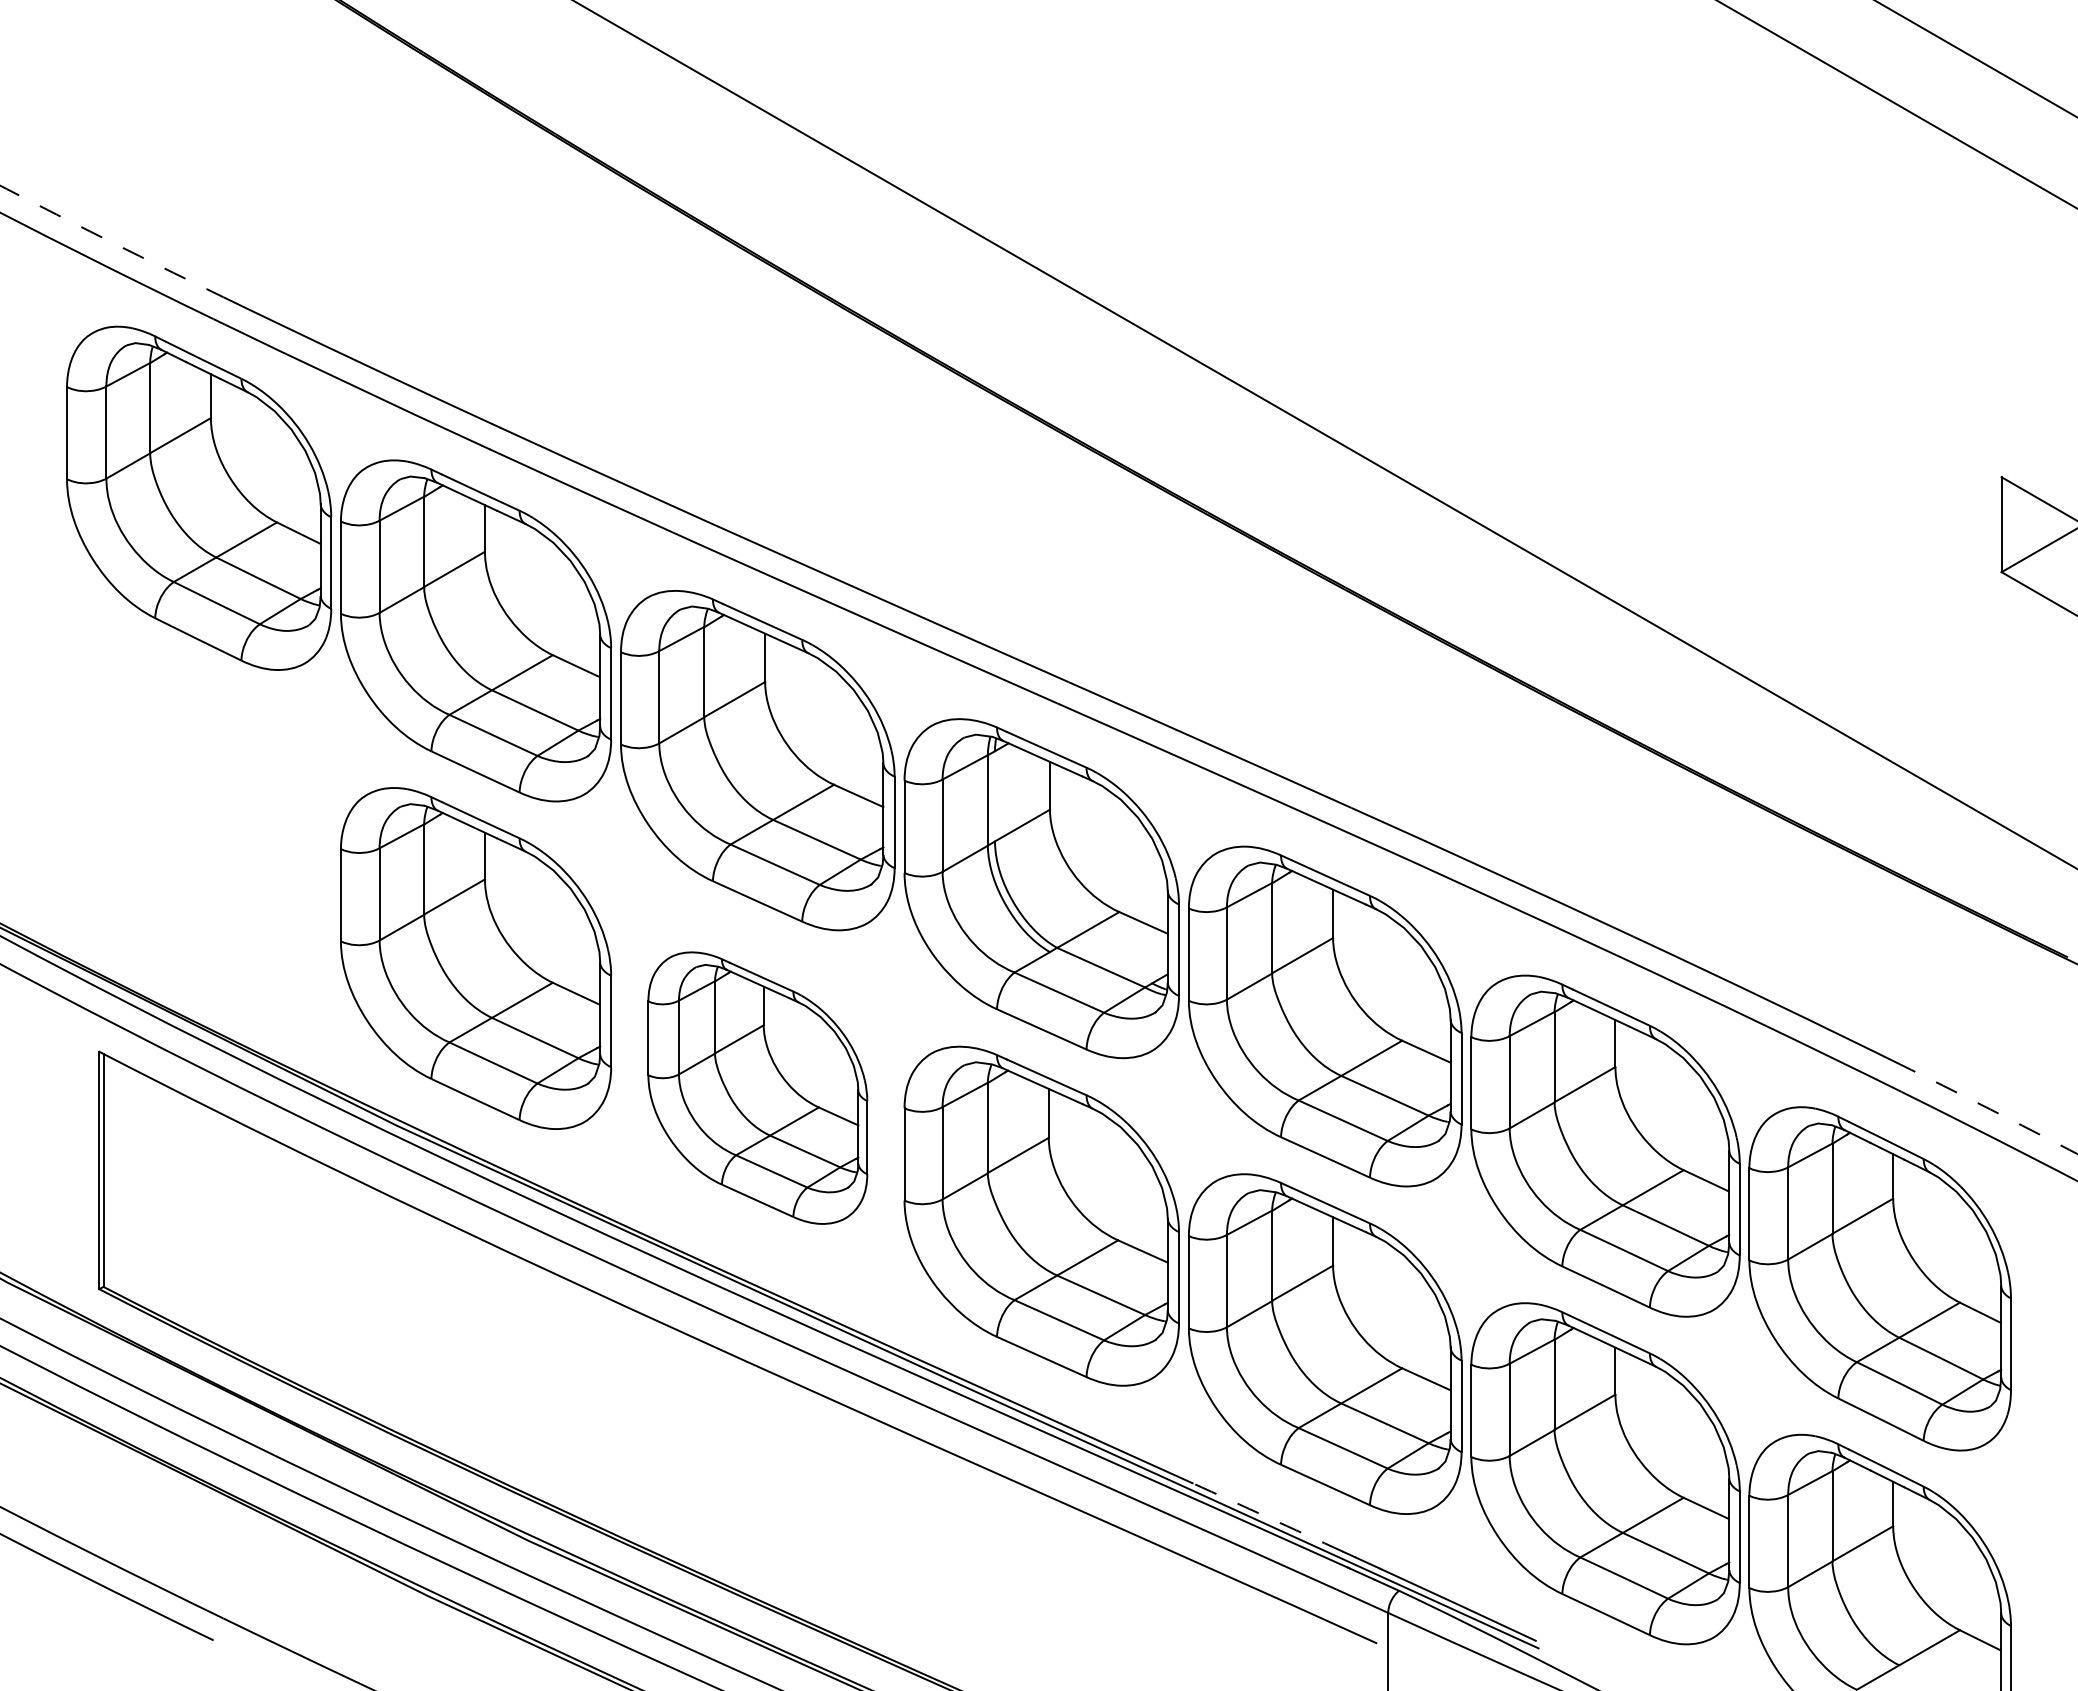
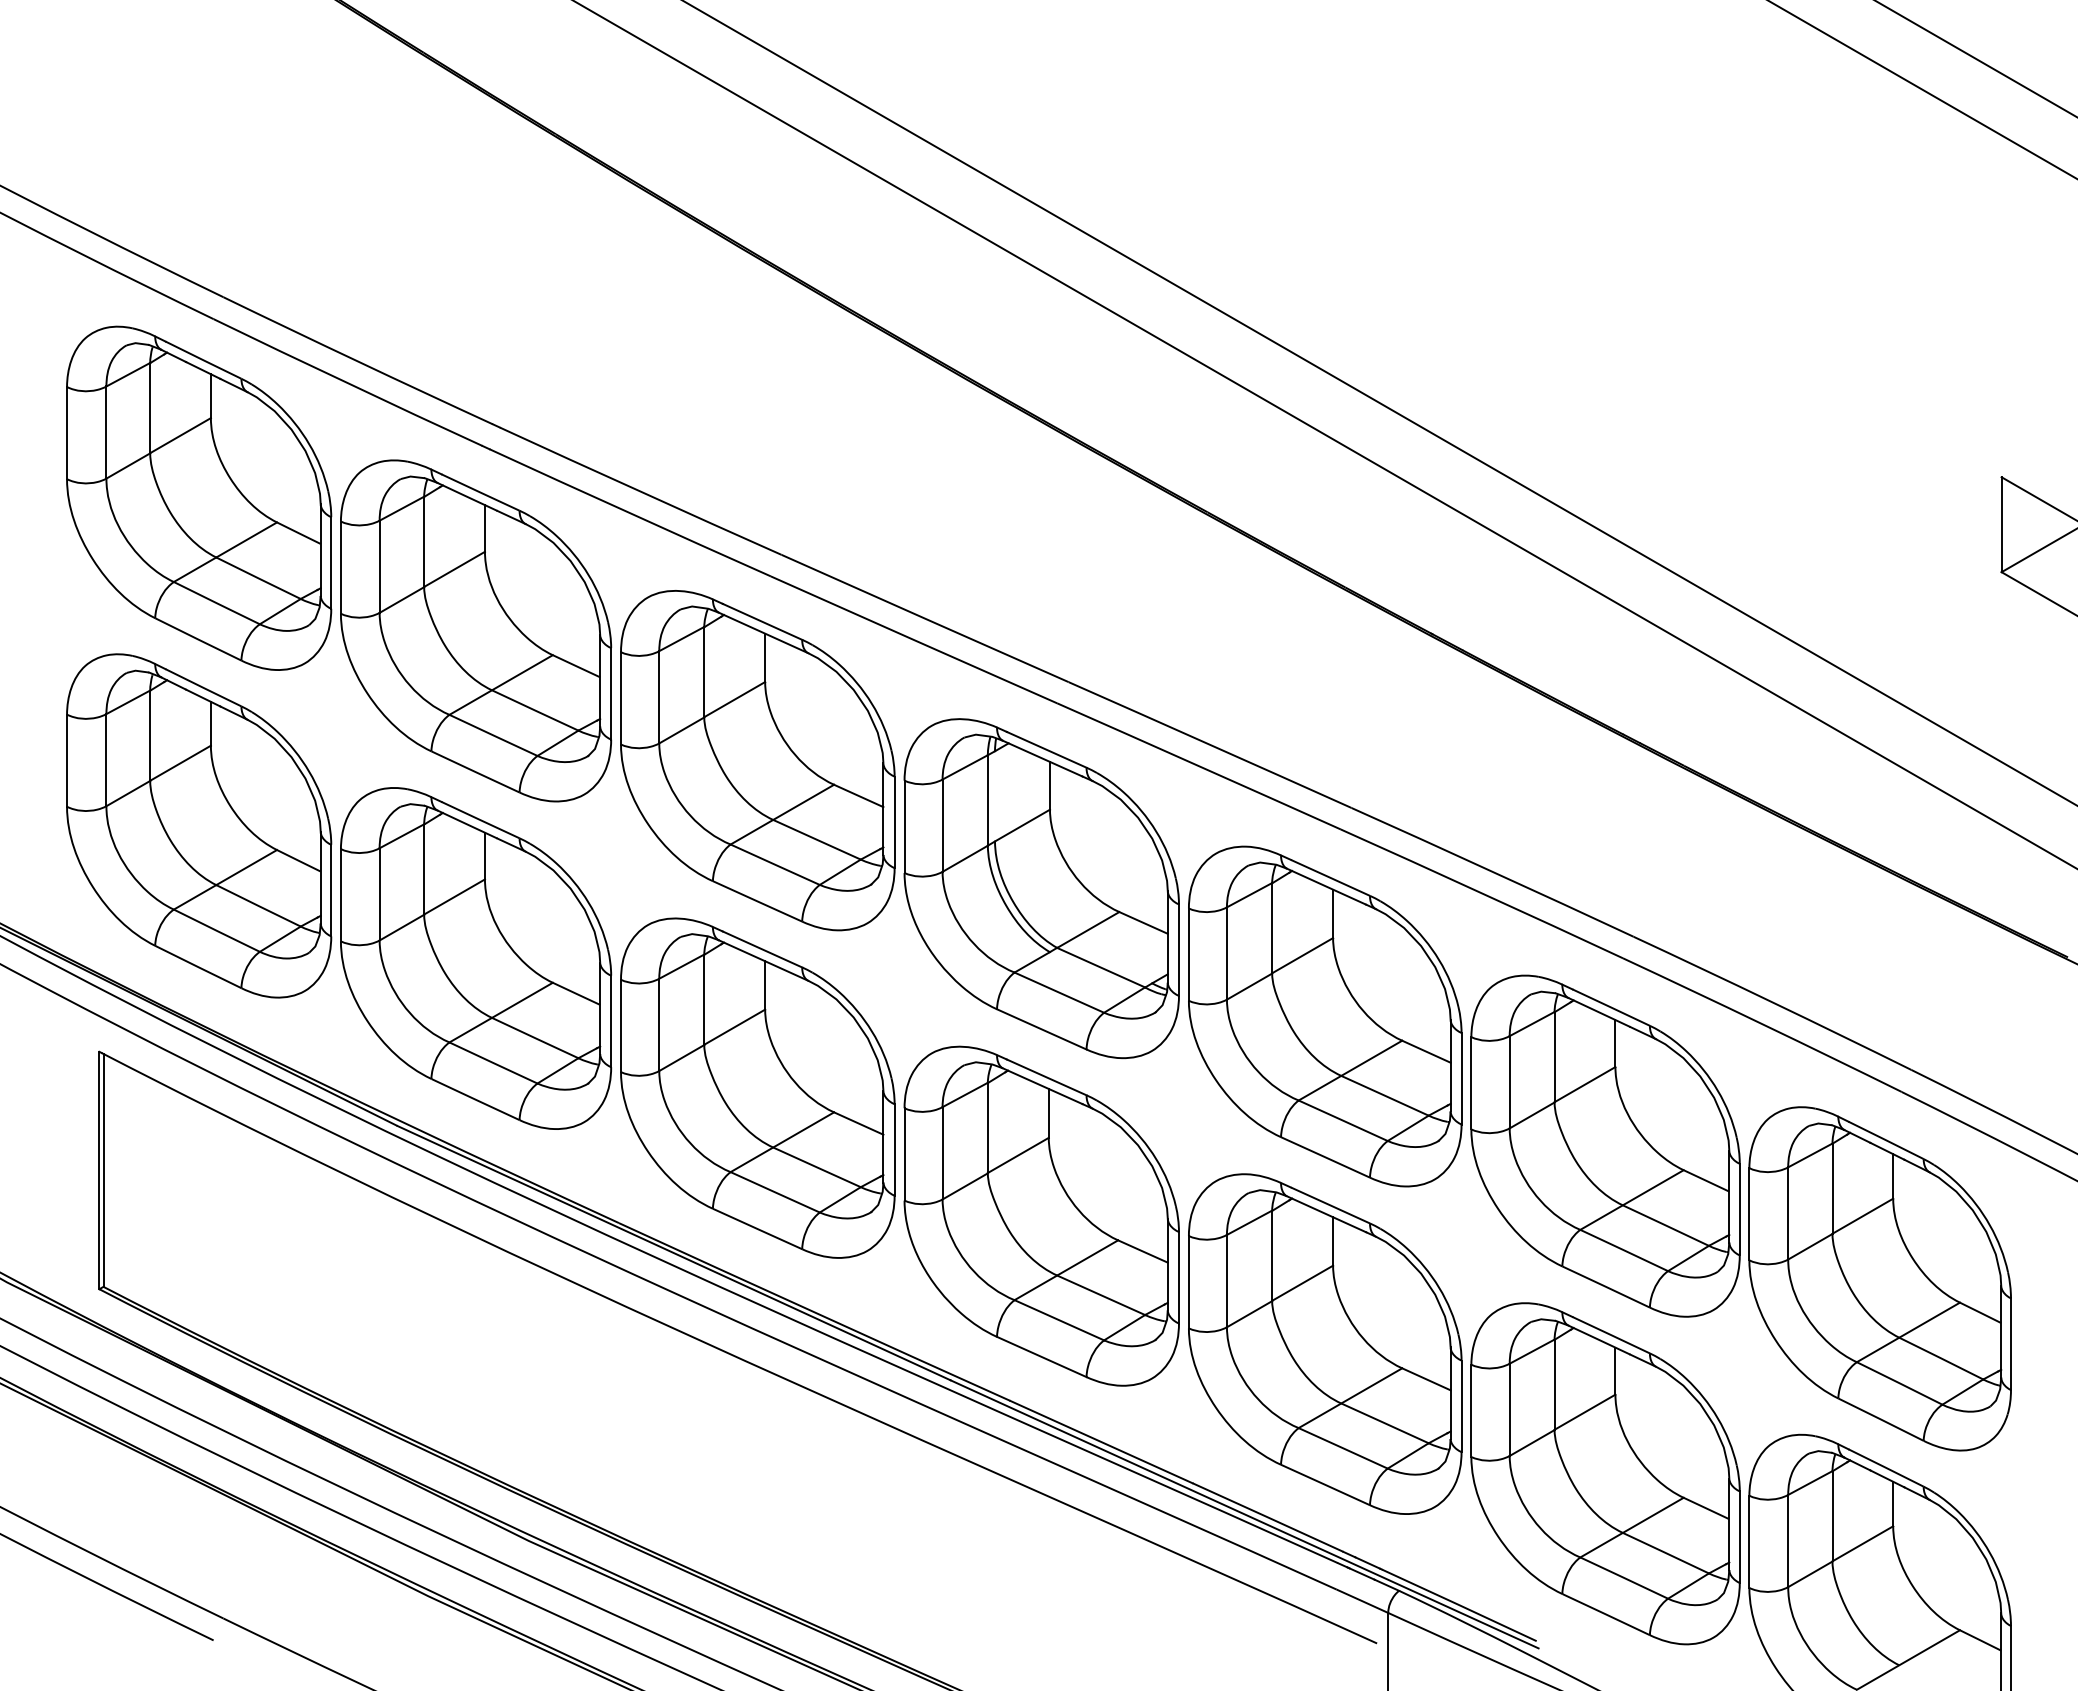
line position: (1897, 104) -> (1922, 89) (1922, 89)
arc: dashed -> solid (111, 241)
line: none -> present (1379, 403)
part: none -> present (199, 825)
part size: 222x274 px -> 276x342 px (757, 1087)
arc: dashed -> solid (1994, 1111)
arc: dashed -> solid (1268, 1517)
